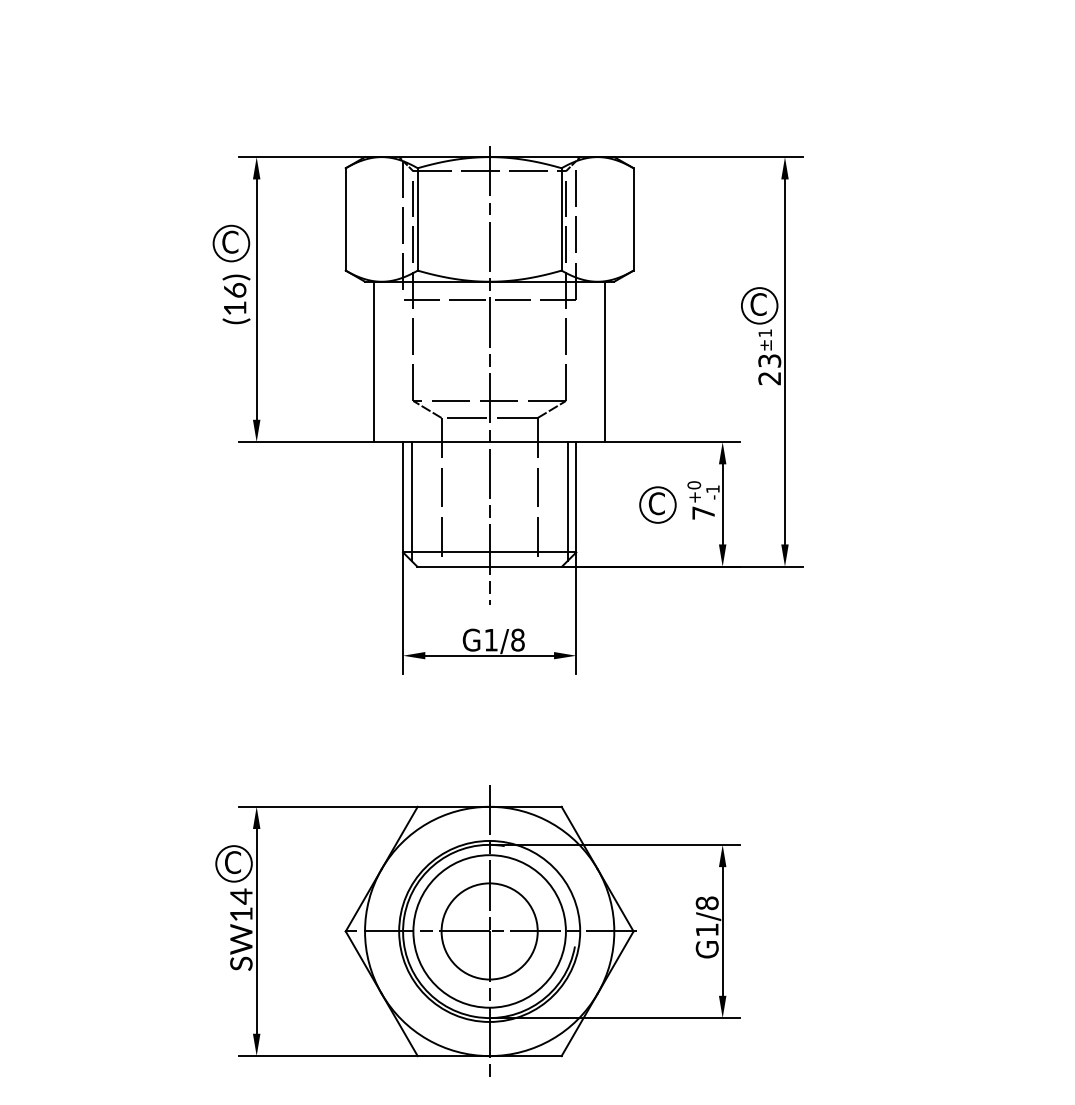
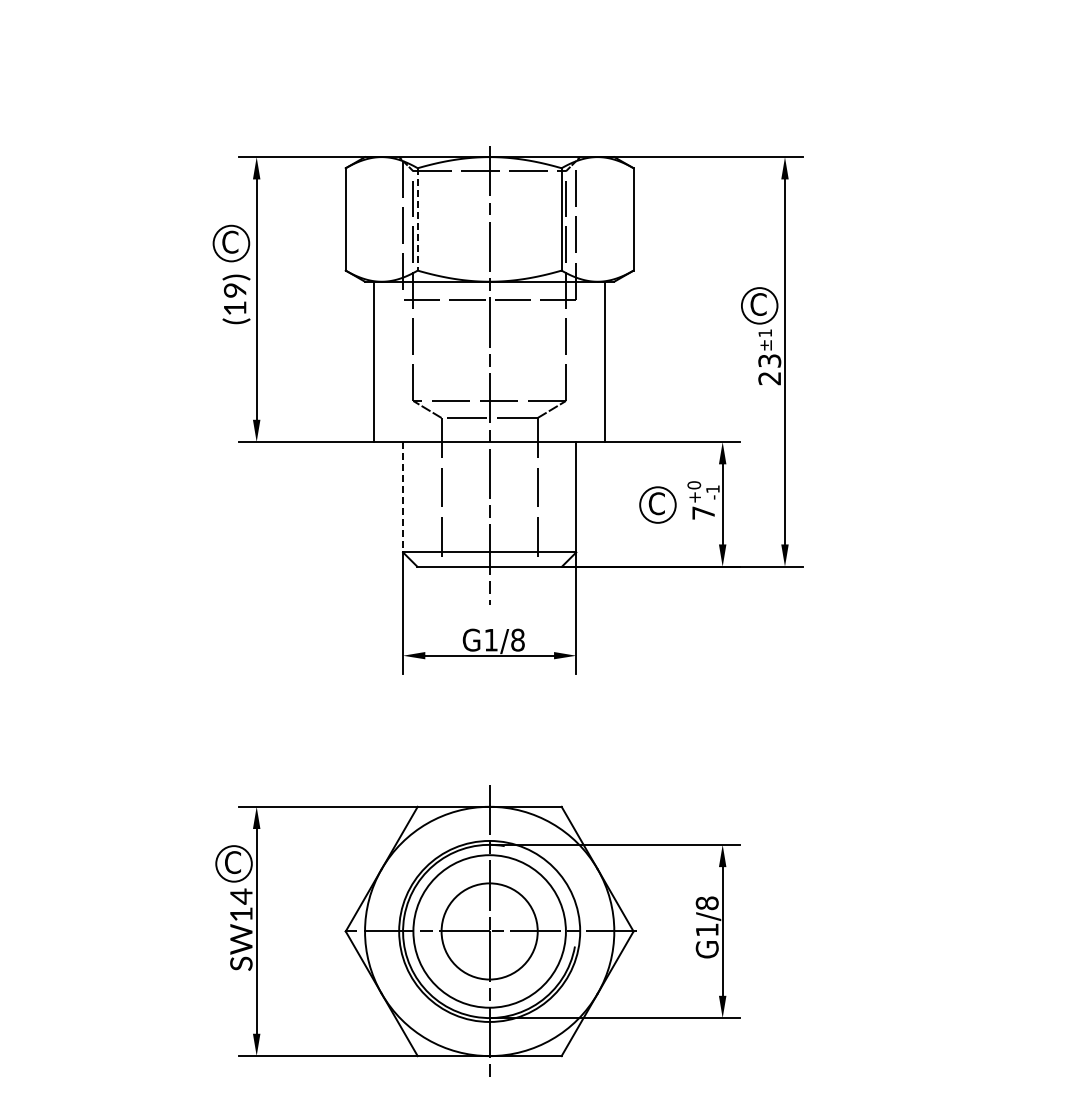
line: solid -> dashed (417, 219)
text: (16) -> (19) (234, 289)
line: solid -> dashed (403, 497)
line: present -> none (411, 501)
line: present -> none (567, 501)
